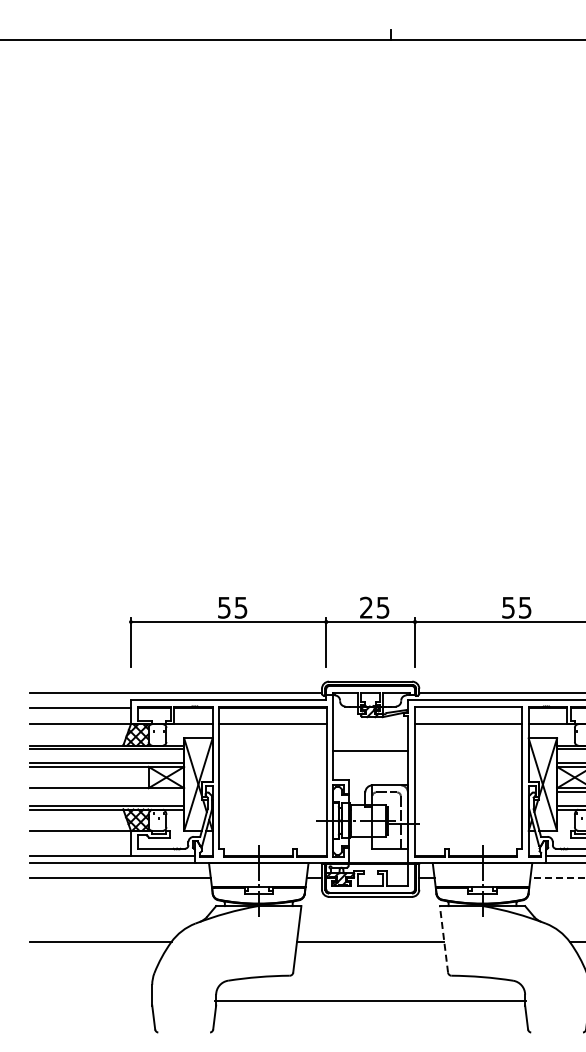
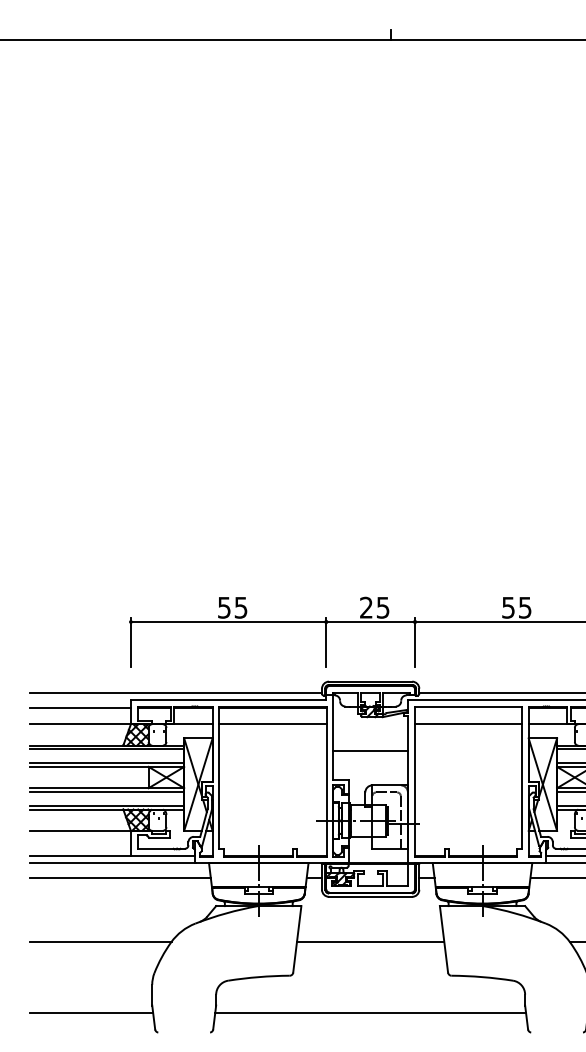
line: none -> present (106, 791)
line: dashed -> solid (557, 877)
line: dashed -> solid (443, 939)
line position: (370, 1000) -> (370, 1012) (370, 1012)
line: none -> present (91, 1012)
